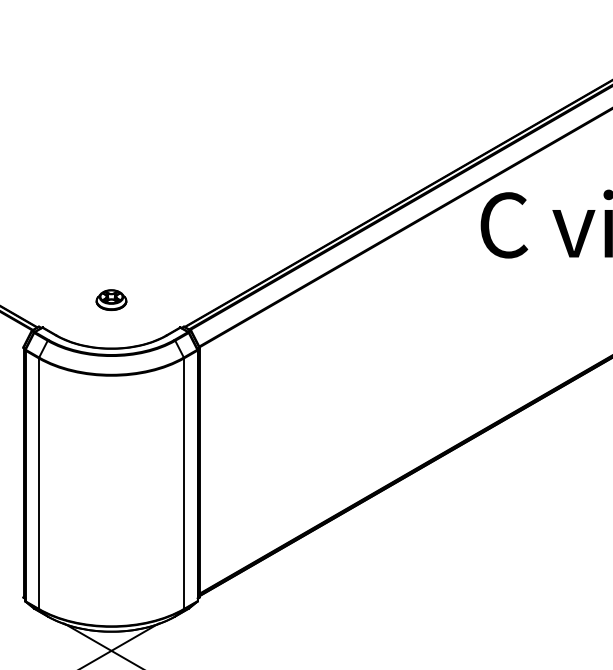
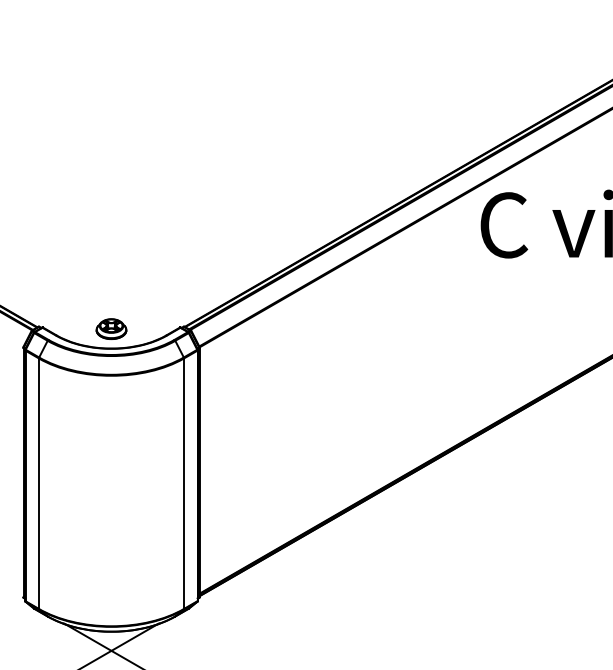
part position: (111, 299) -> (111, 328) (111, 328)
